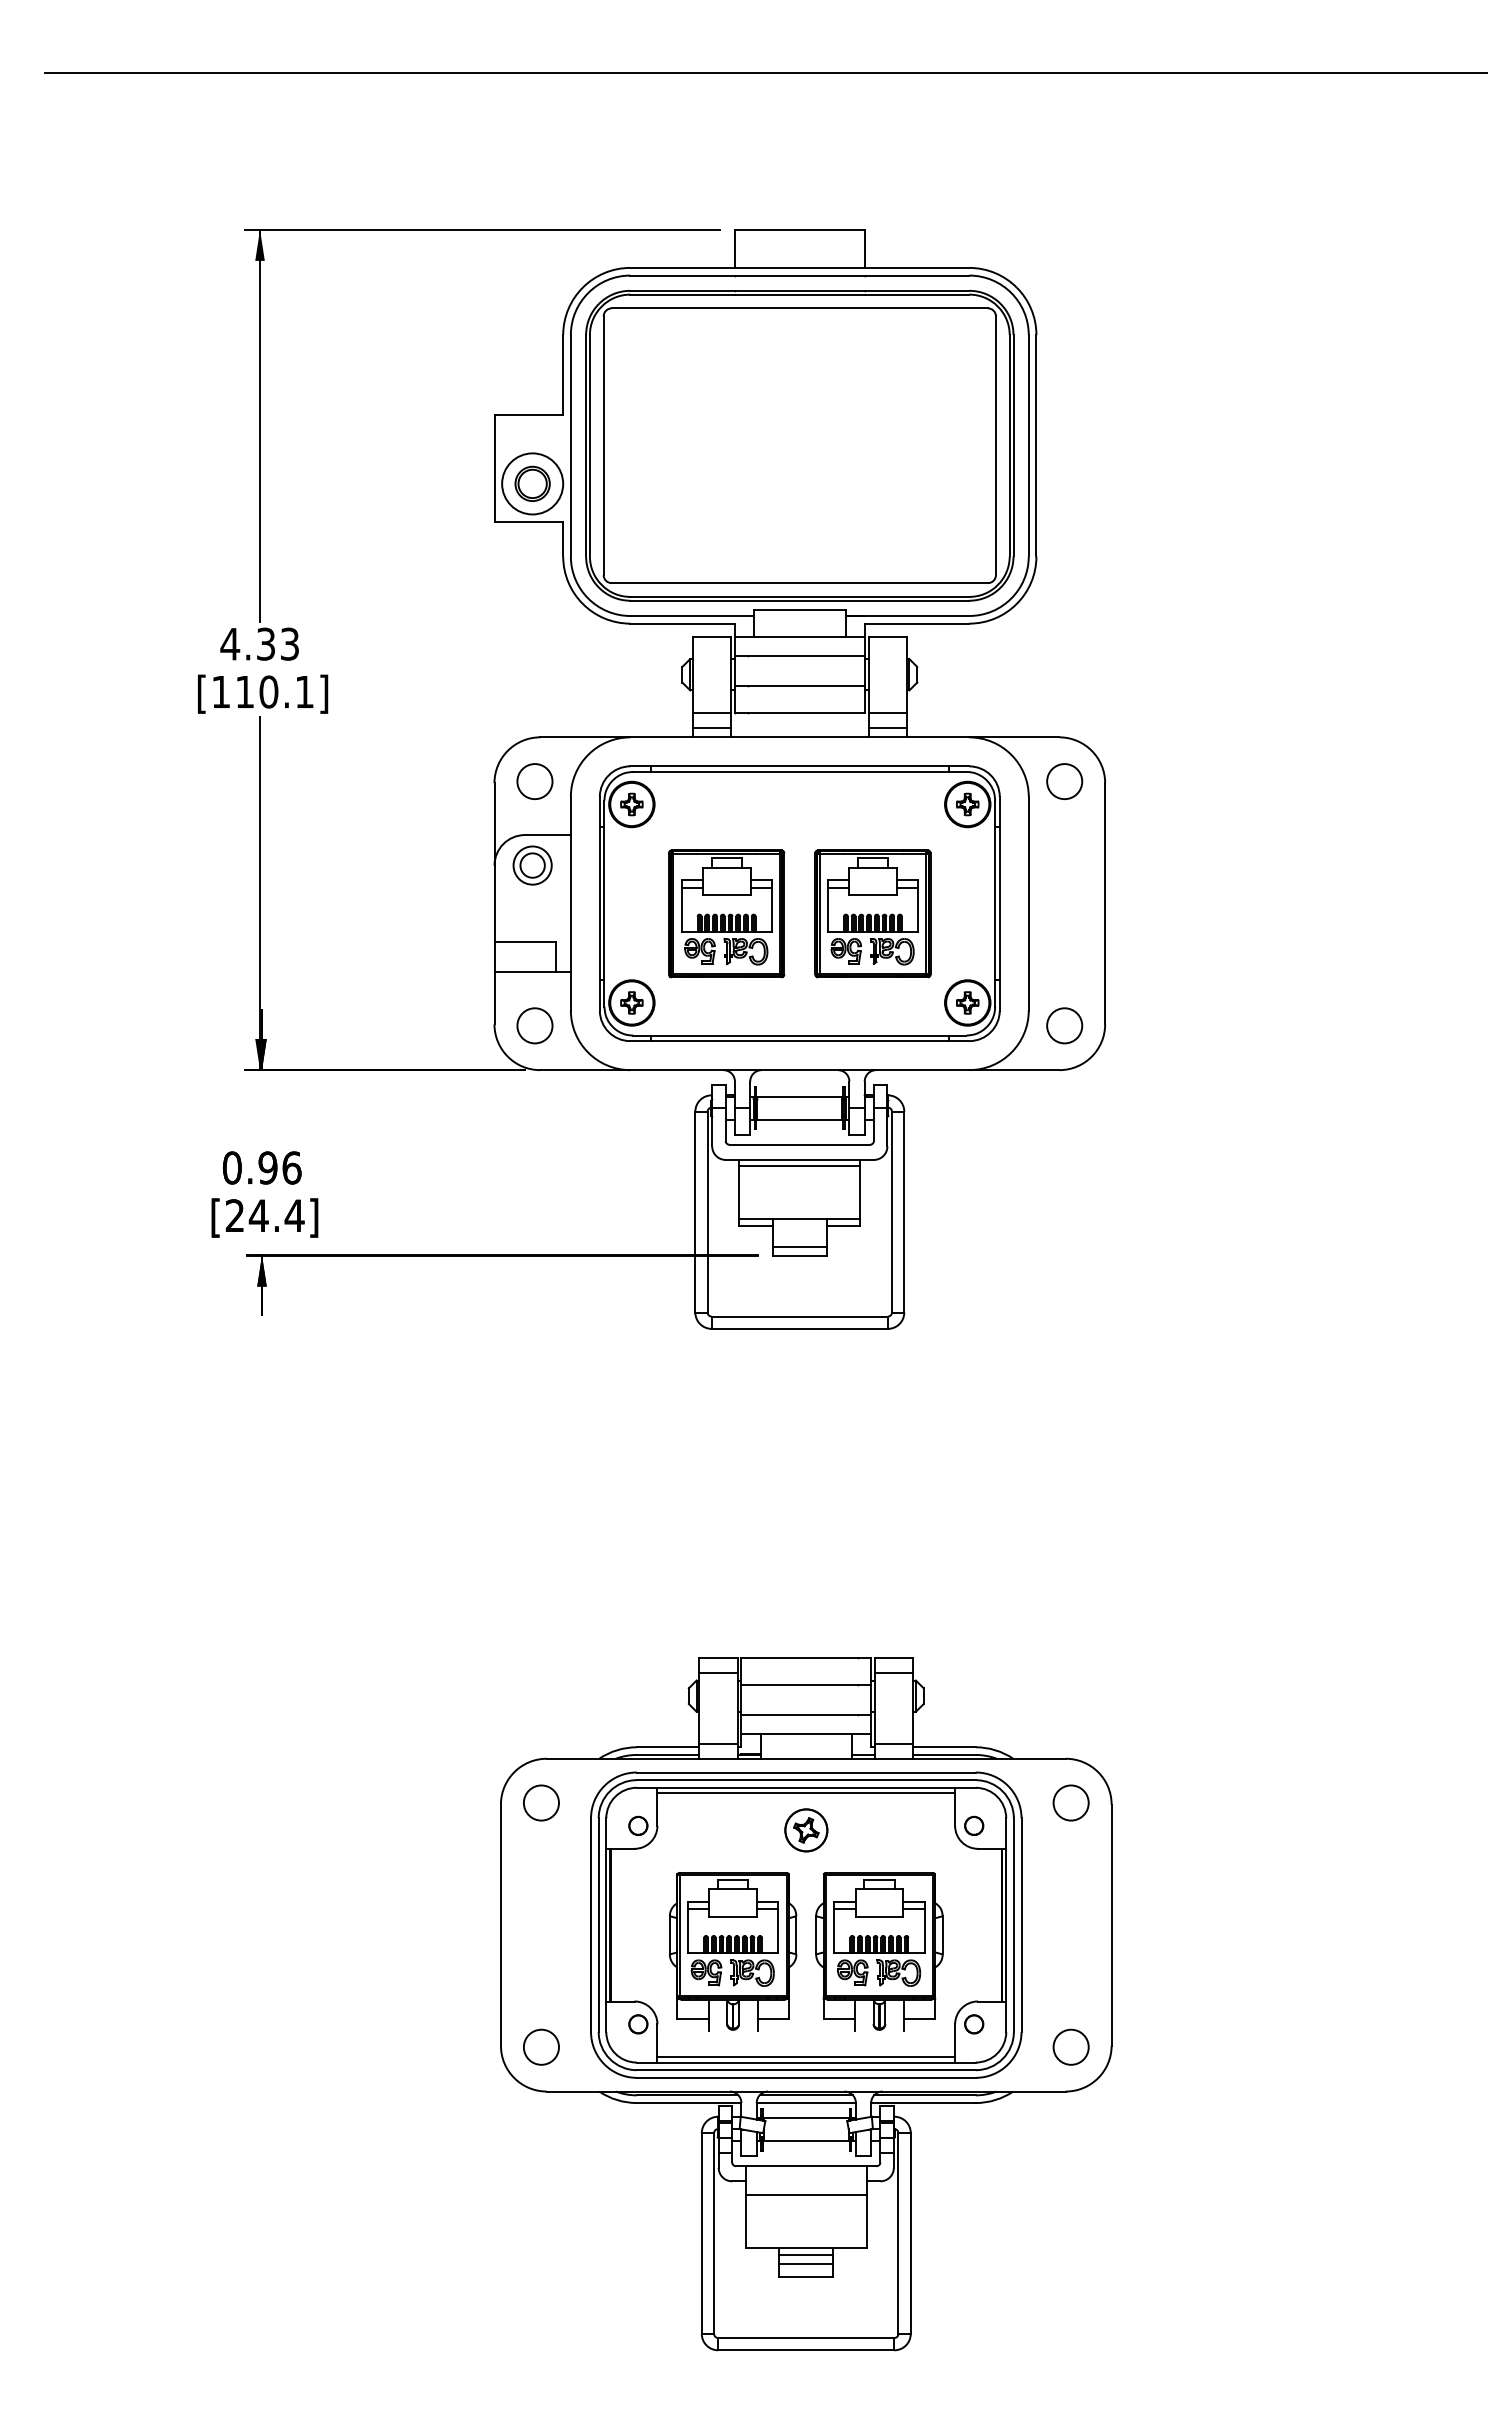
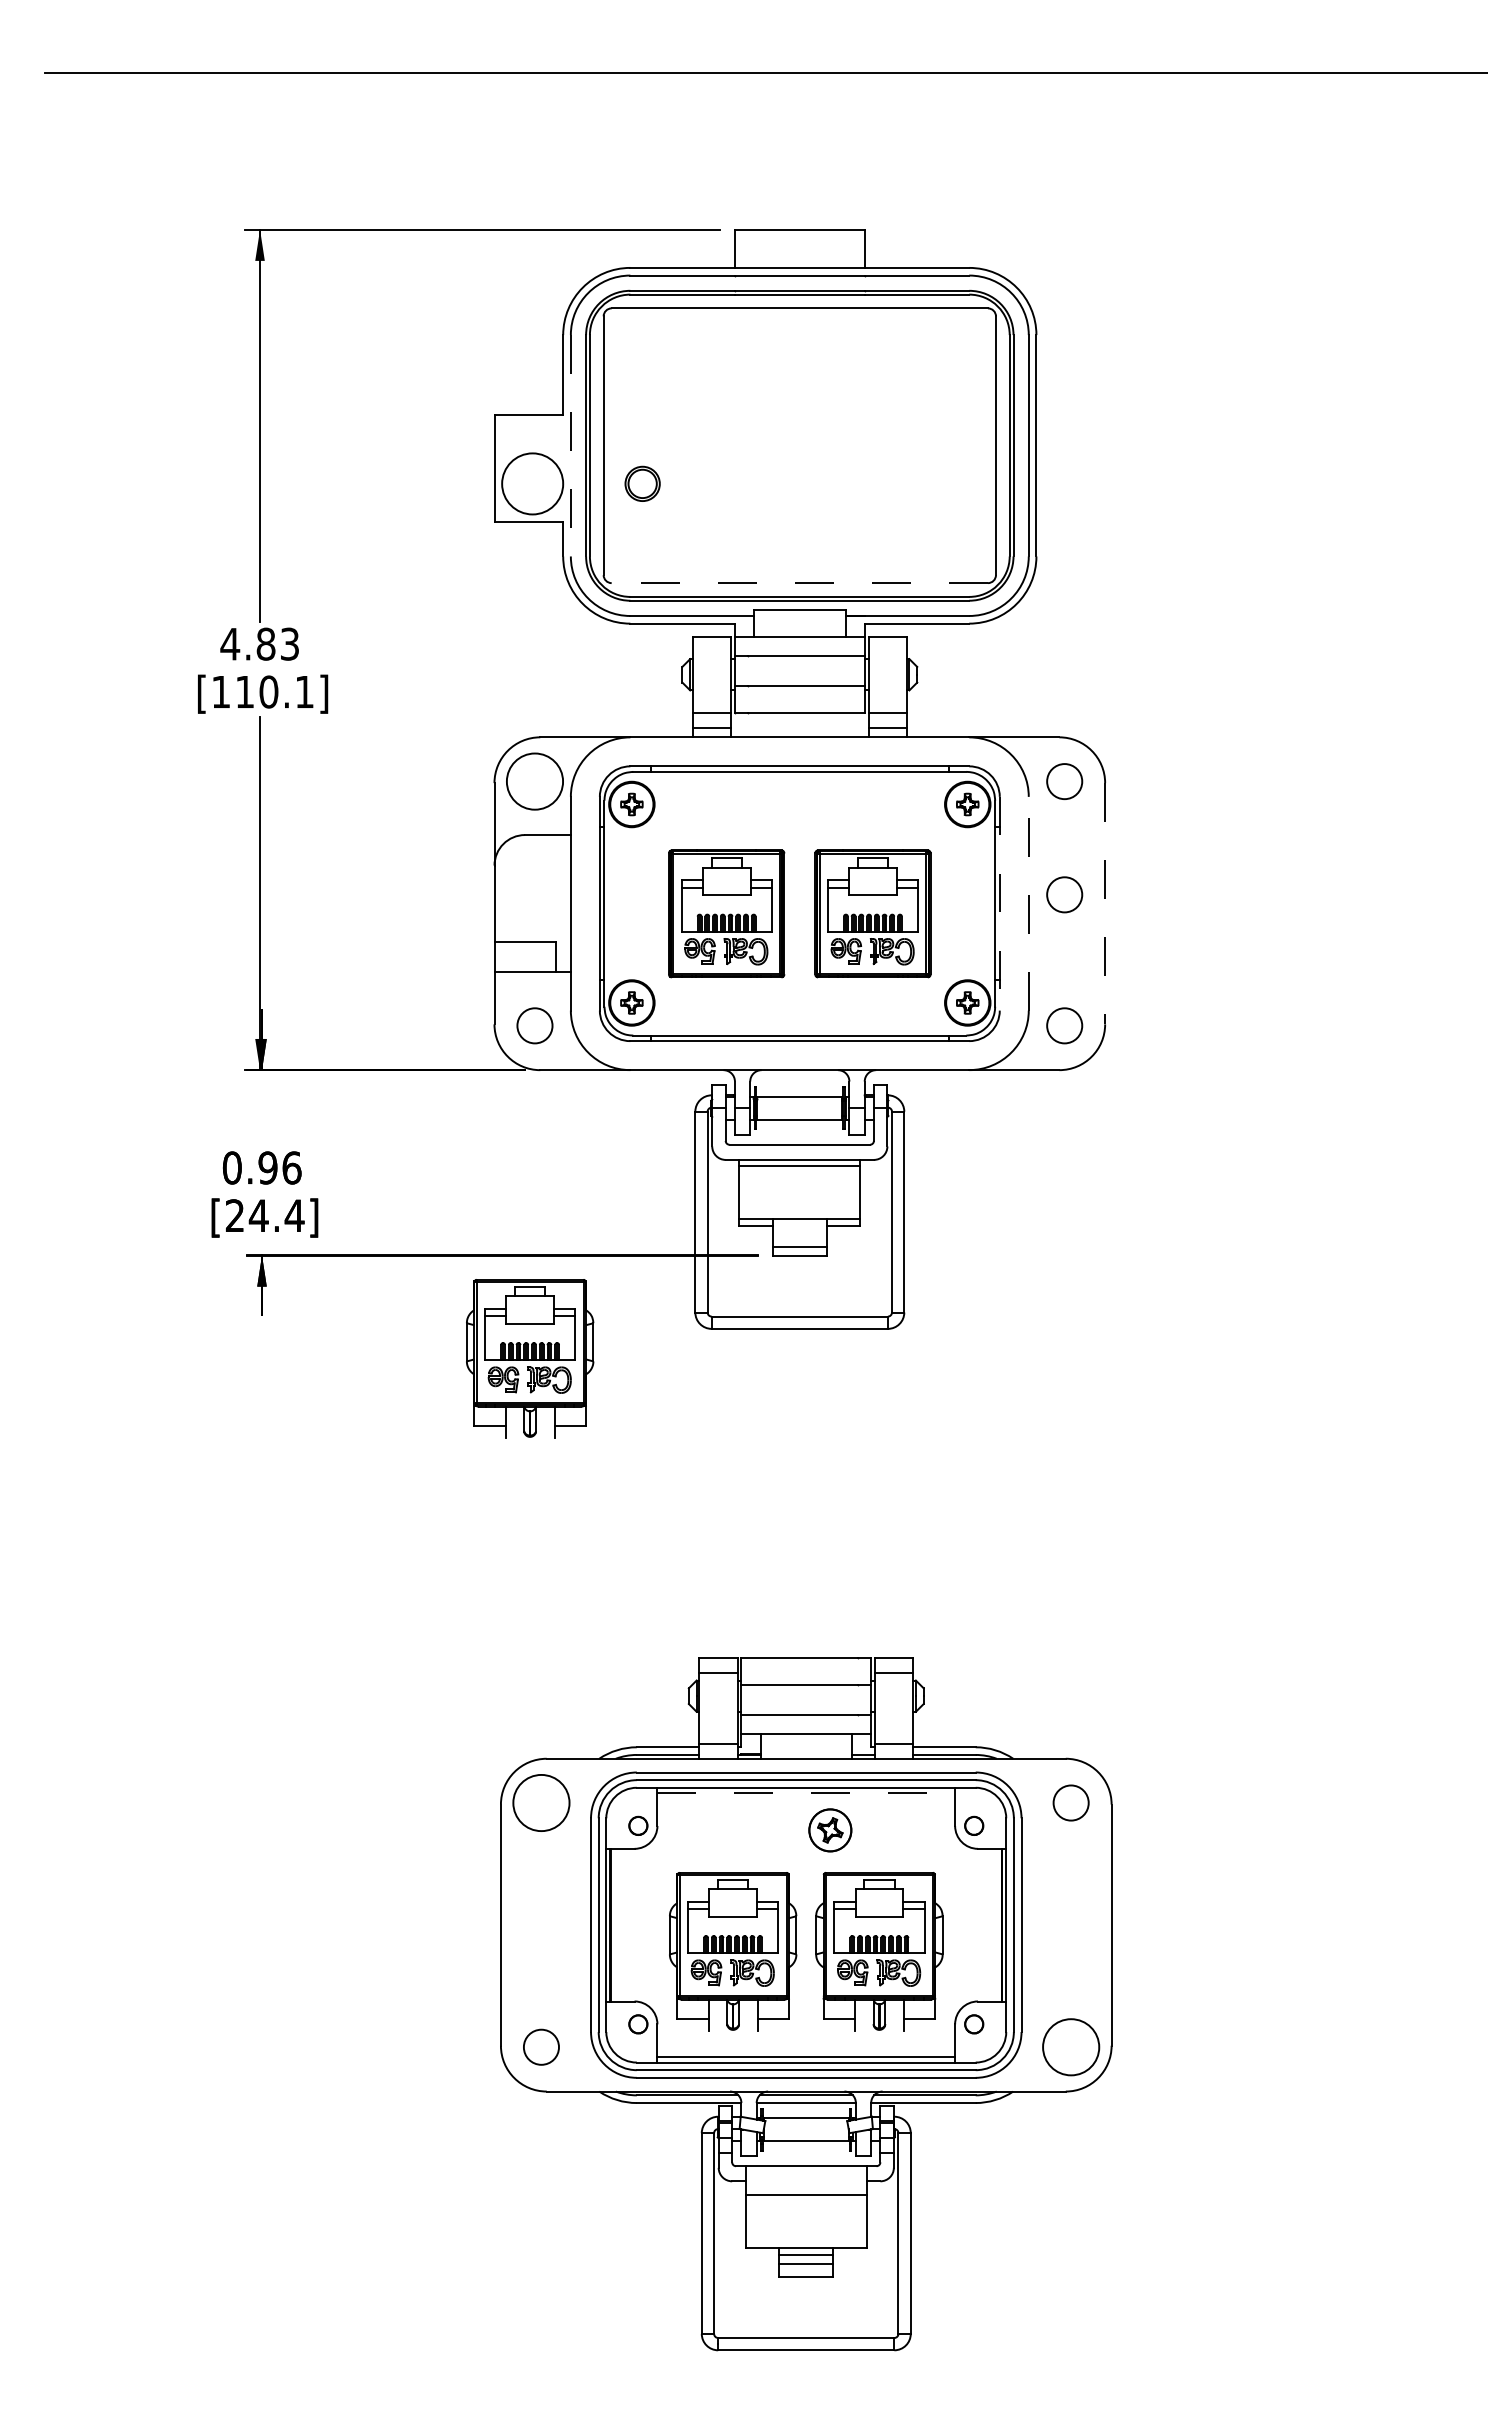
line: solid -> dashed (570, 445)
part position: (532, 483) -> (642, 483) (642, 483)
line: solid -> dashed (799, 583)
text: 4.33 -> 4.83 (265, 643)
circle diameter: 35 px -> 56 px (534, 781)
part: present -> none (532, 865)
circle: none -> present (1064, 894)
line: solid -> dashed (999, 903)
line: solid -> dashed (1028, 903)
line: solid -> dashed (1105, 903)
part: none -> present (530, 1358)
line: solid -> dashed (806, 1793)
circle diameter: 35 px -> 56 px (541, 1802)
part position: (806, 1830) -> (830, 1830) (830, 1830)
circle diameter: 35 px -> 56 px (1071, 2047)
